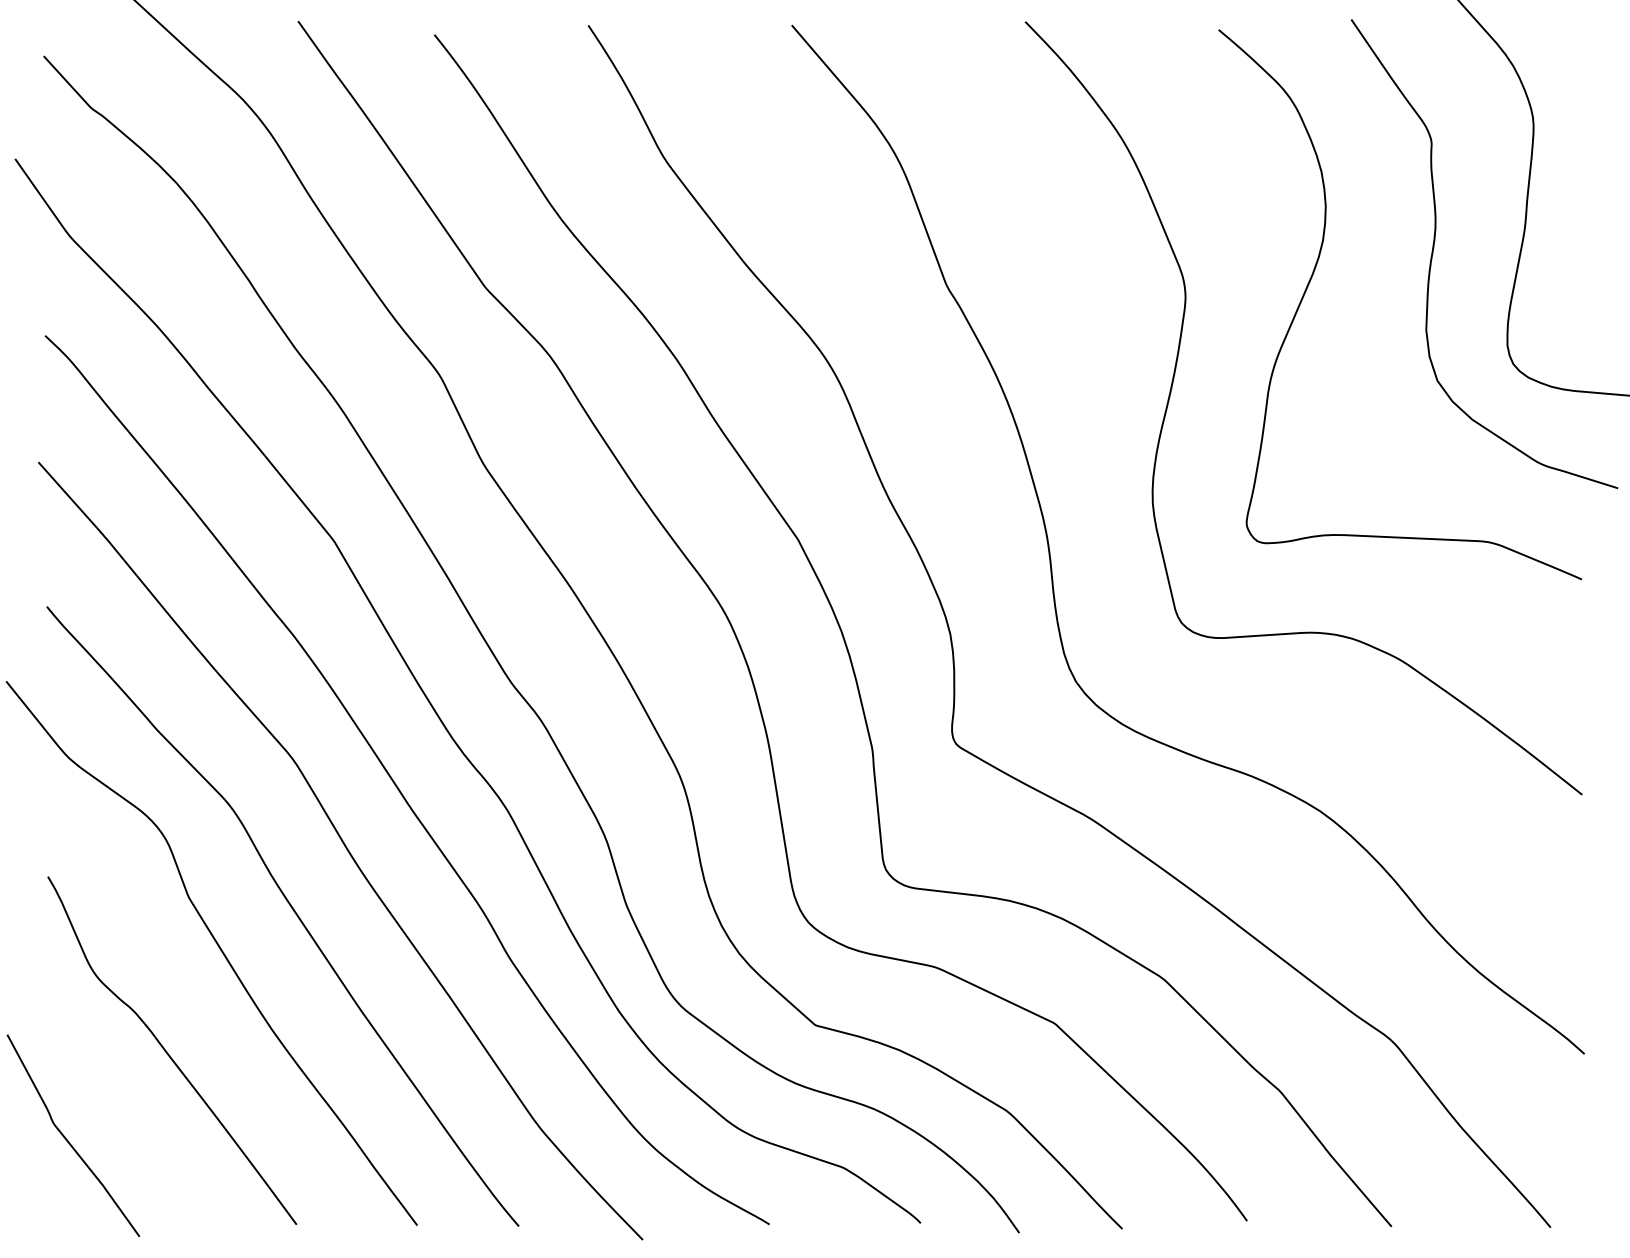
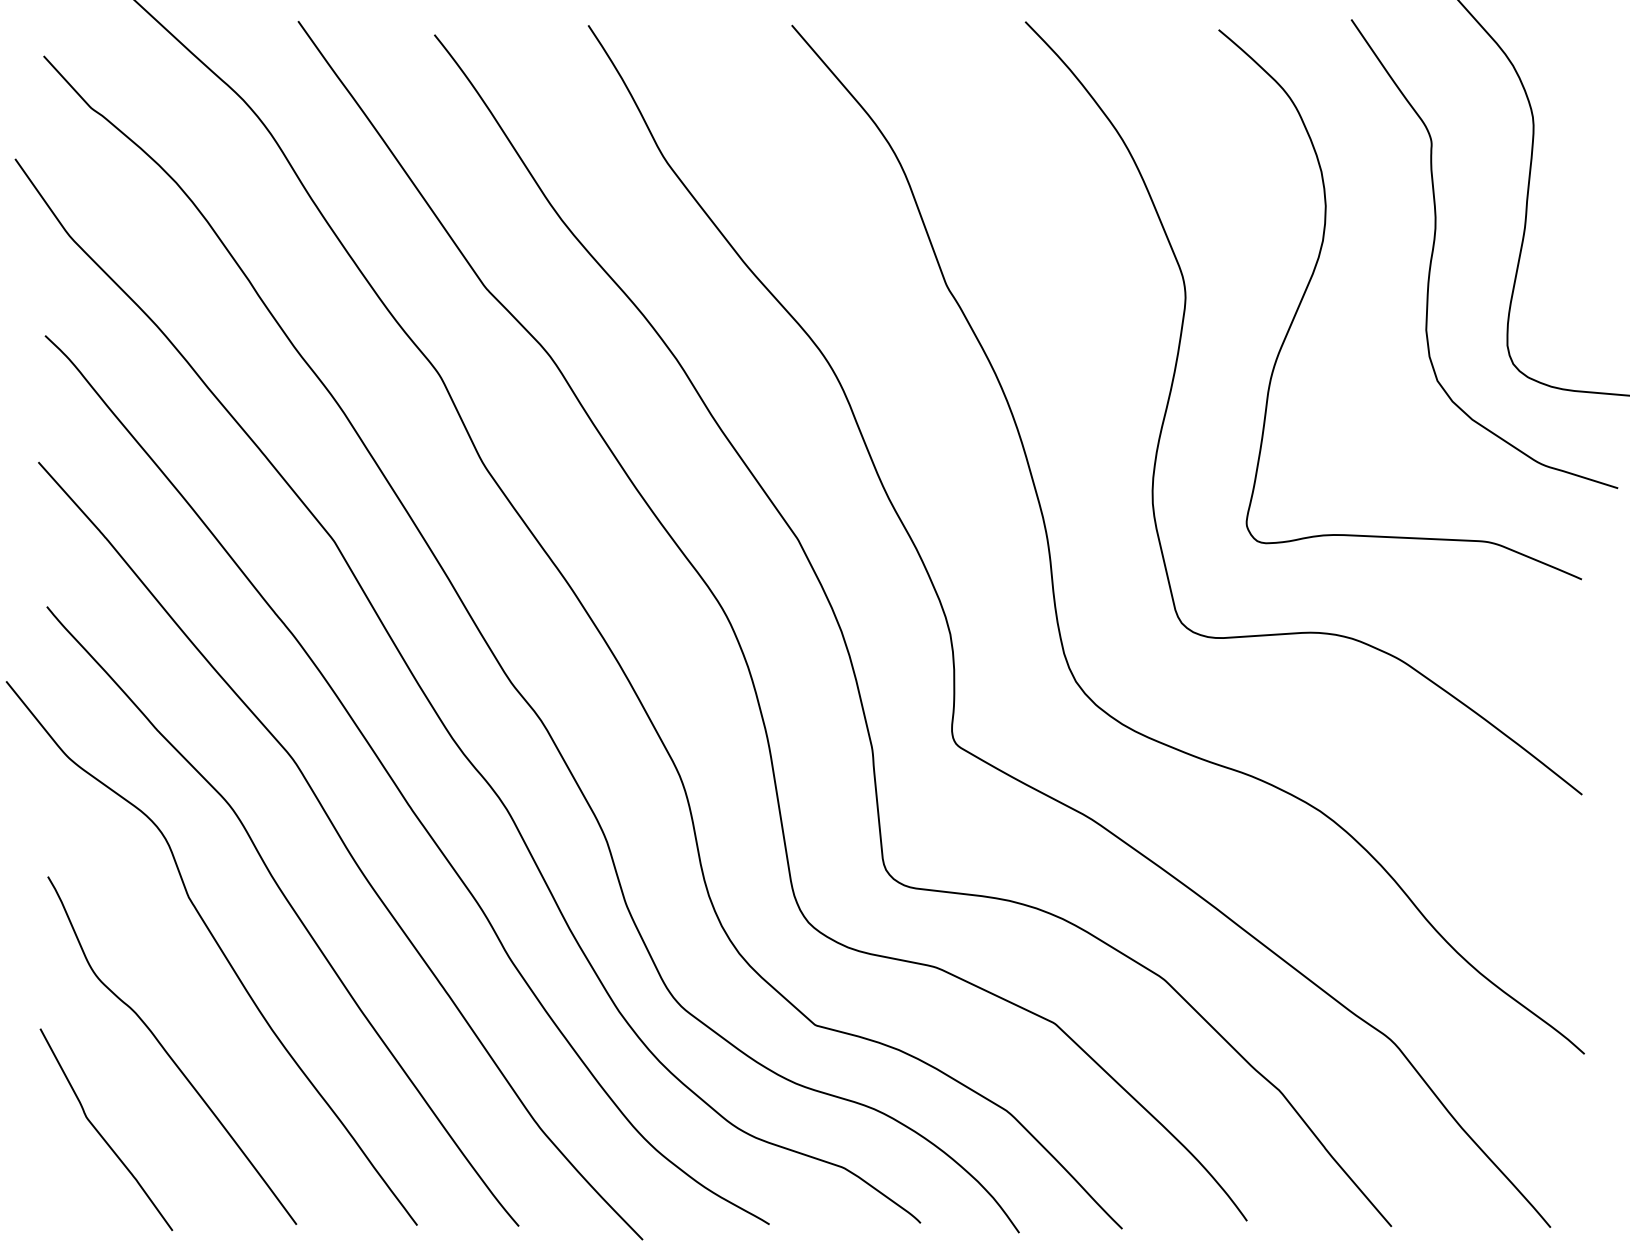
curve position: (68, 1140) -> (101, 1134) (101, 1134)
